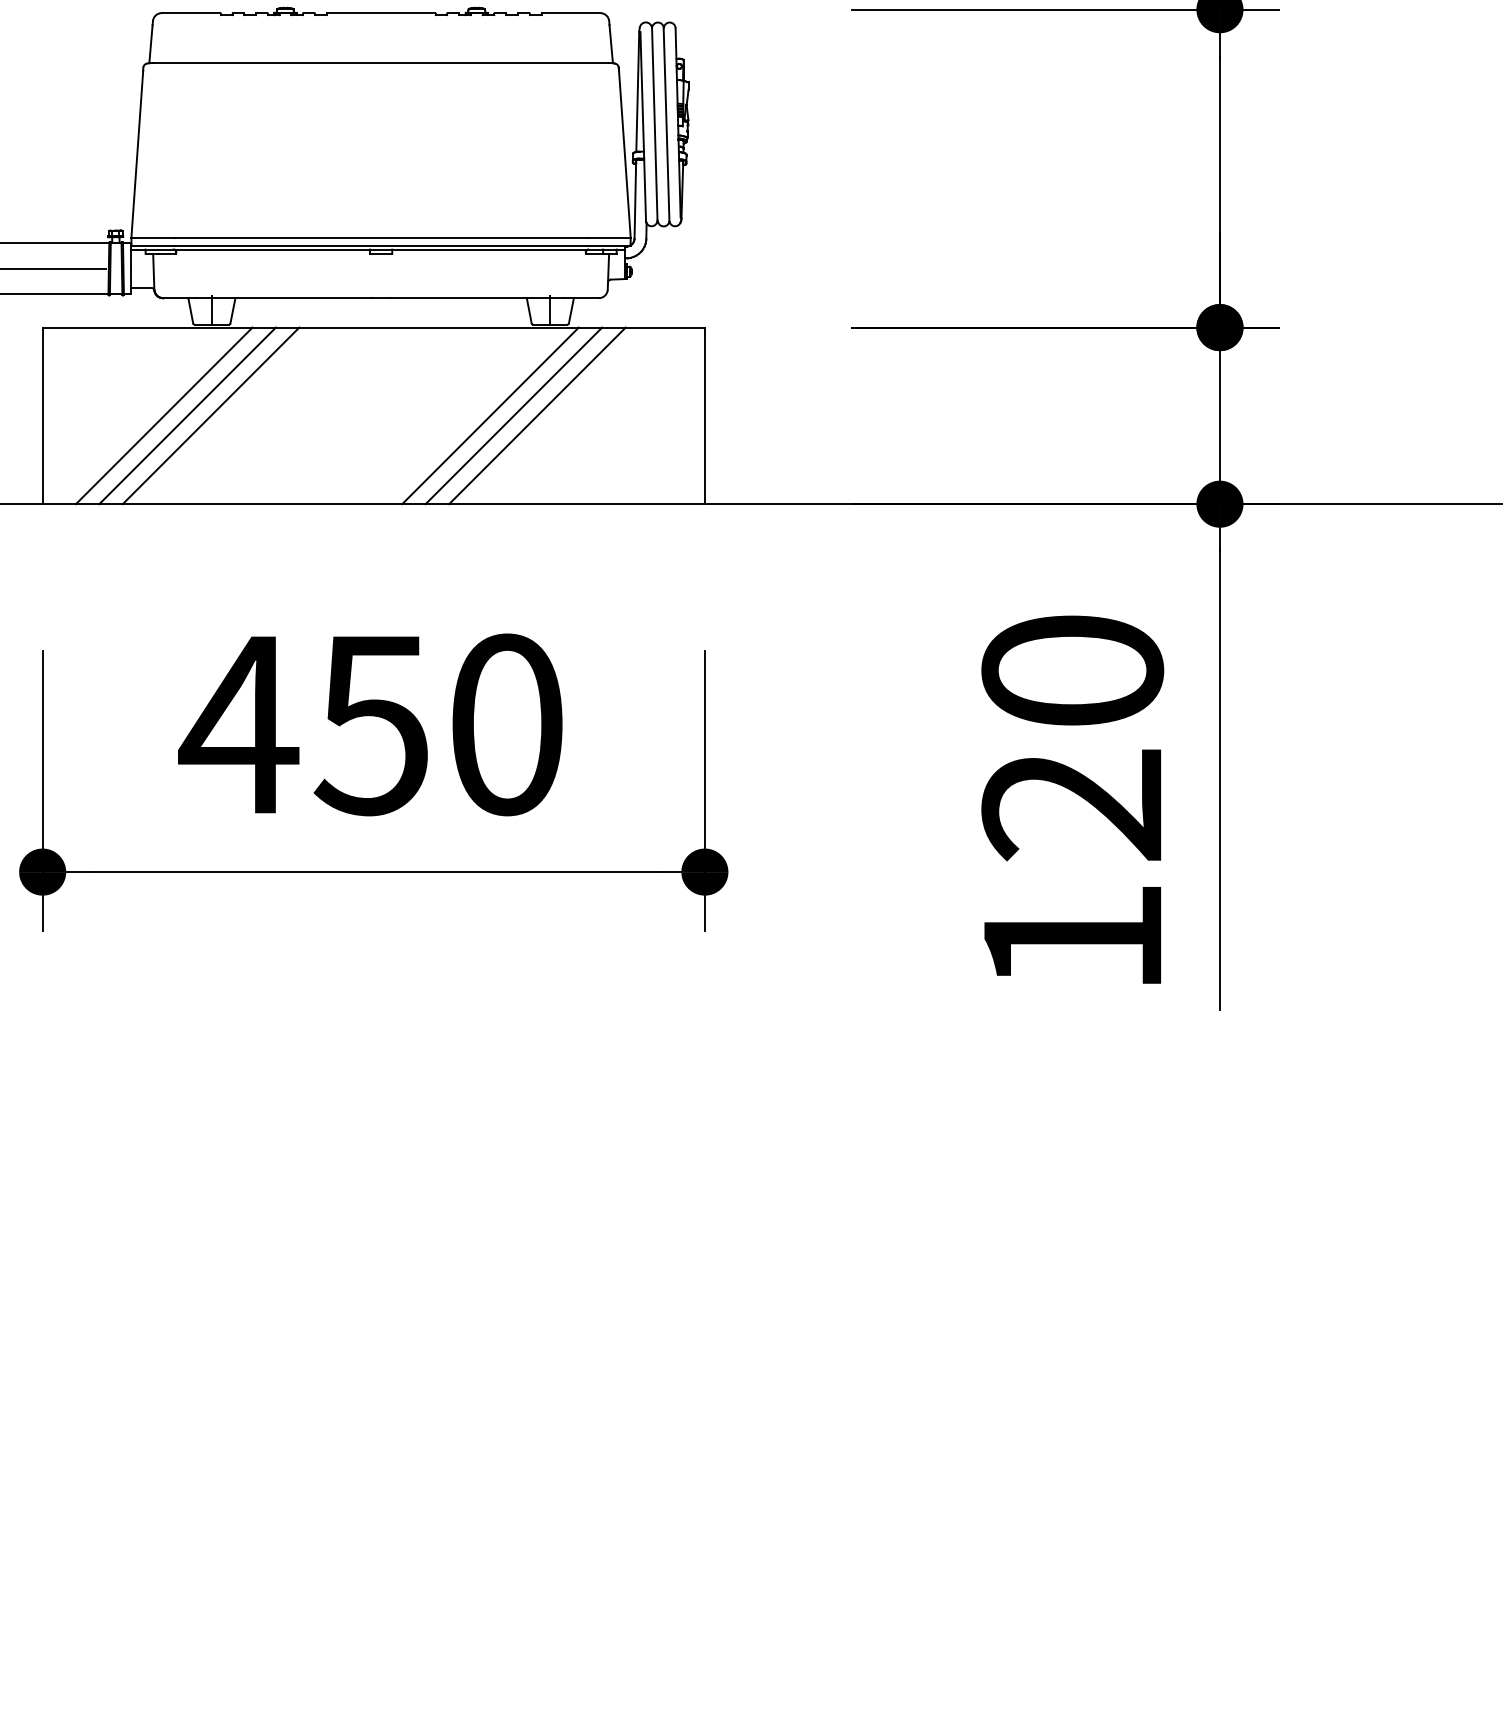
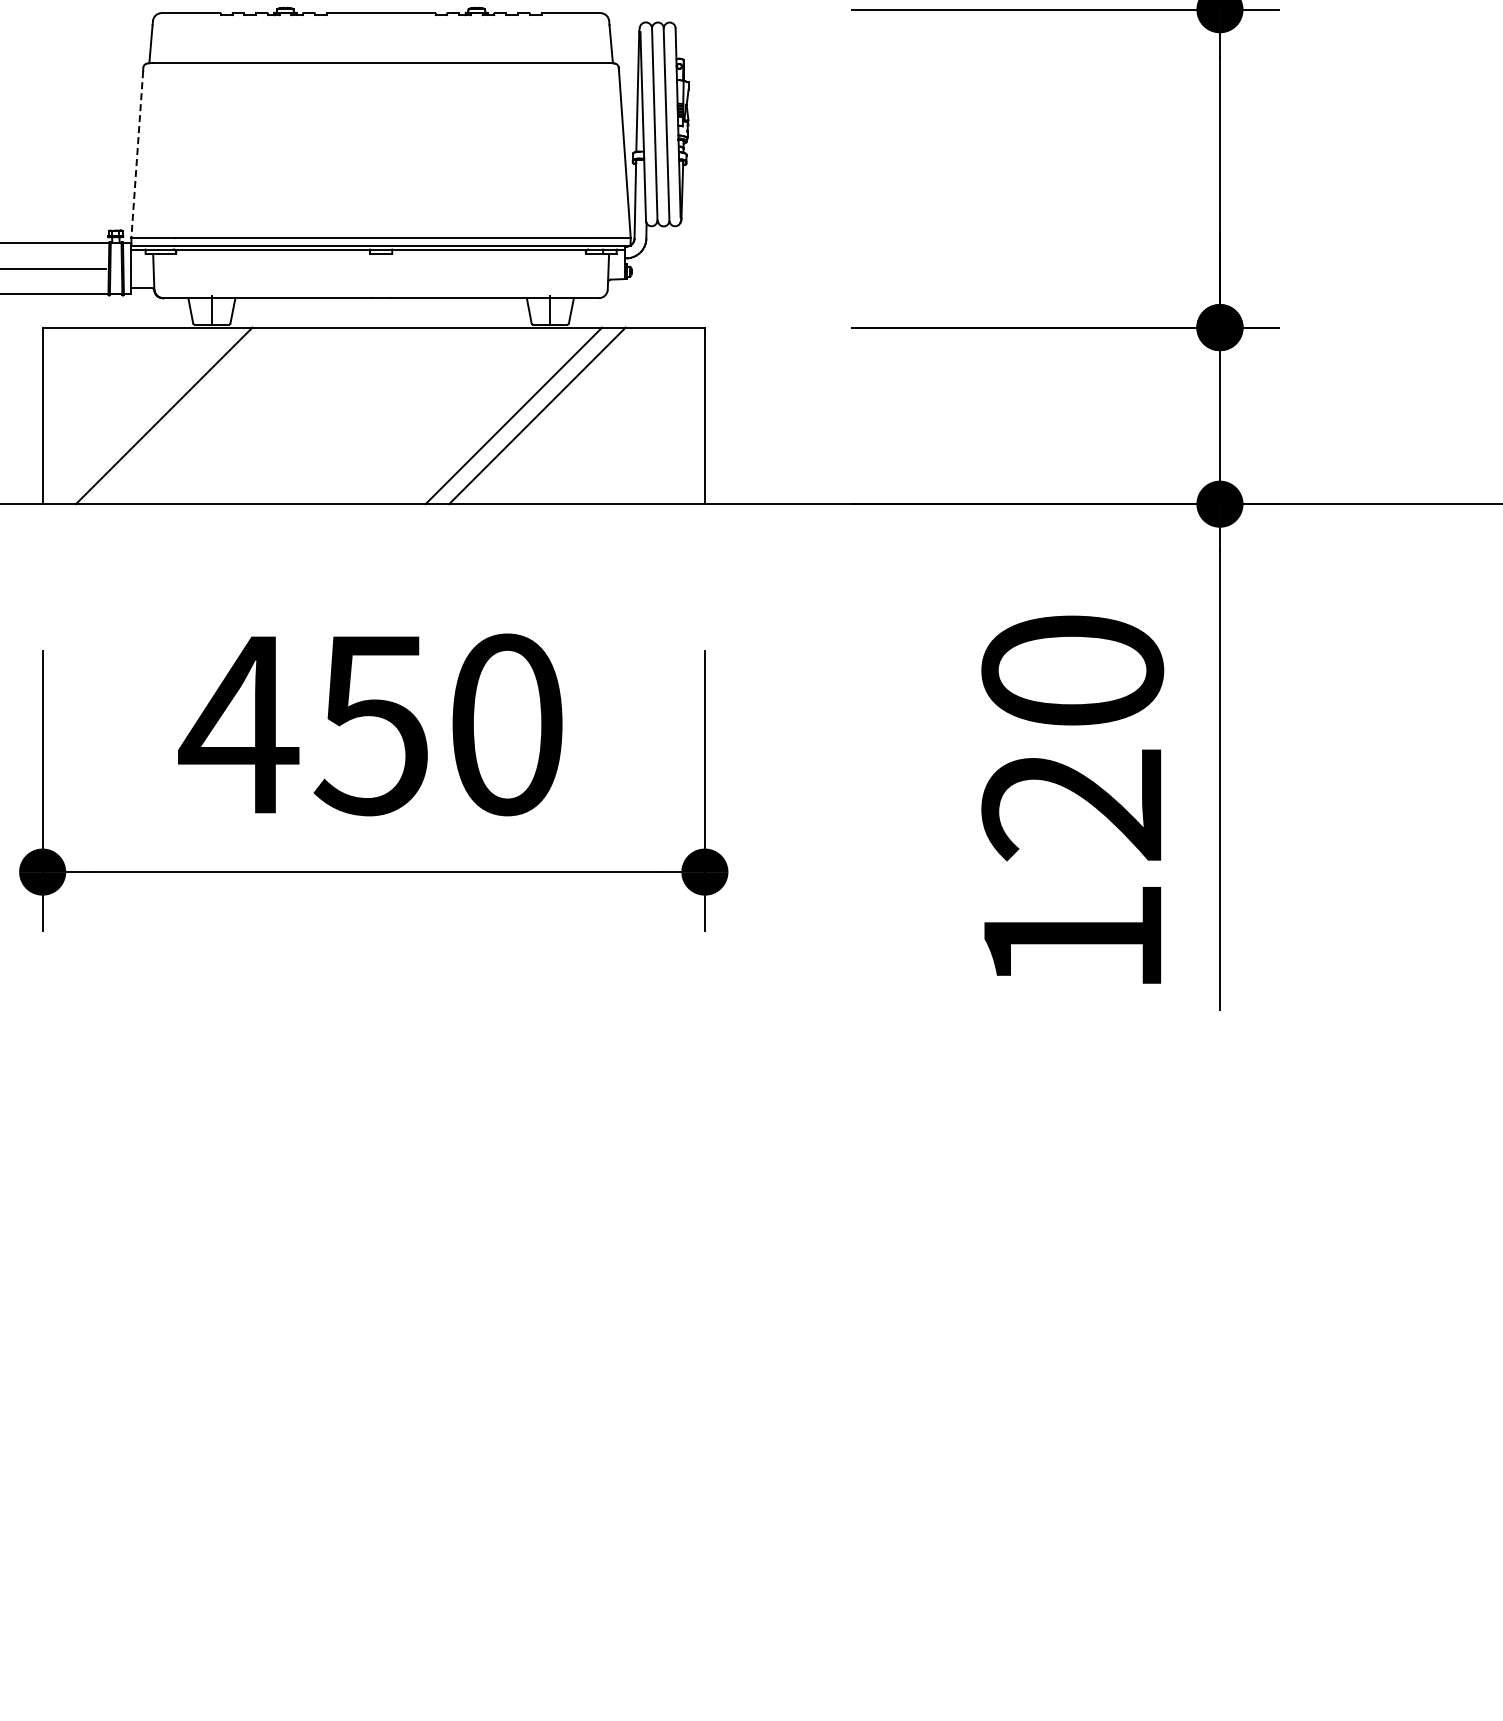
line: solid -> dashed (137, 154)
line: present -> none (187, 415)
line: present -> none (210, 415)
line: present -> none (490, 415)
